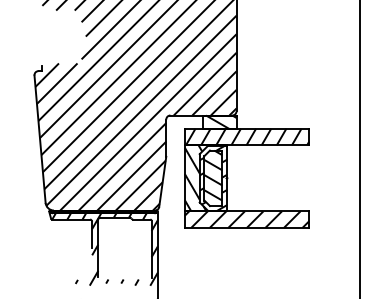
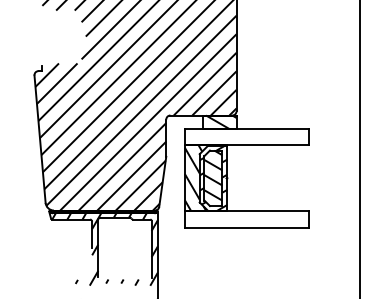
hatch: present -> none (247, 136)
hatch: present -> none (246, 219)
